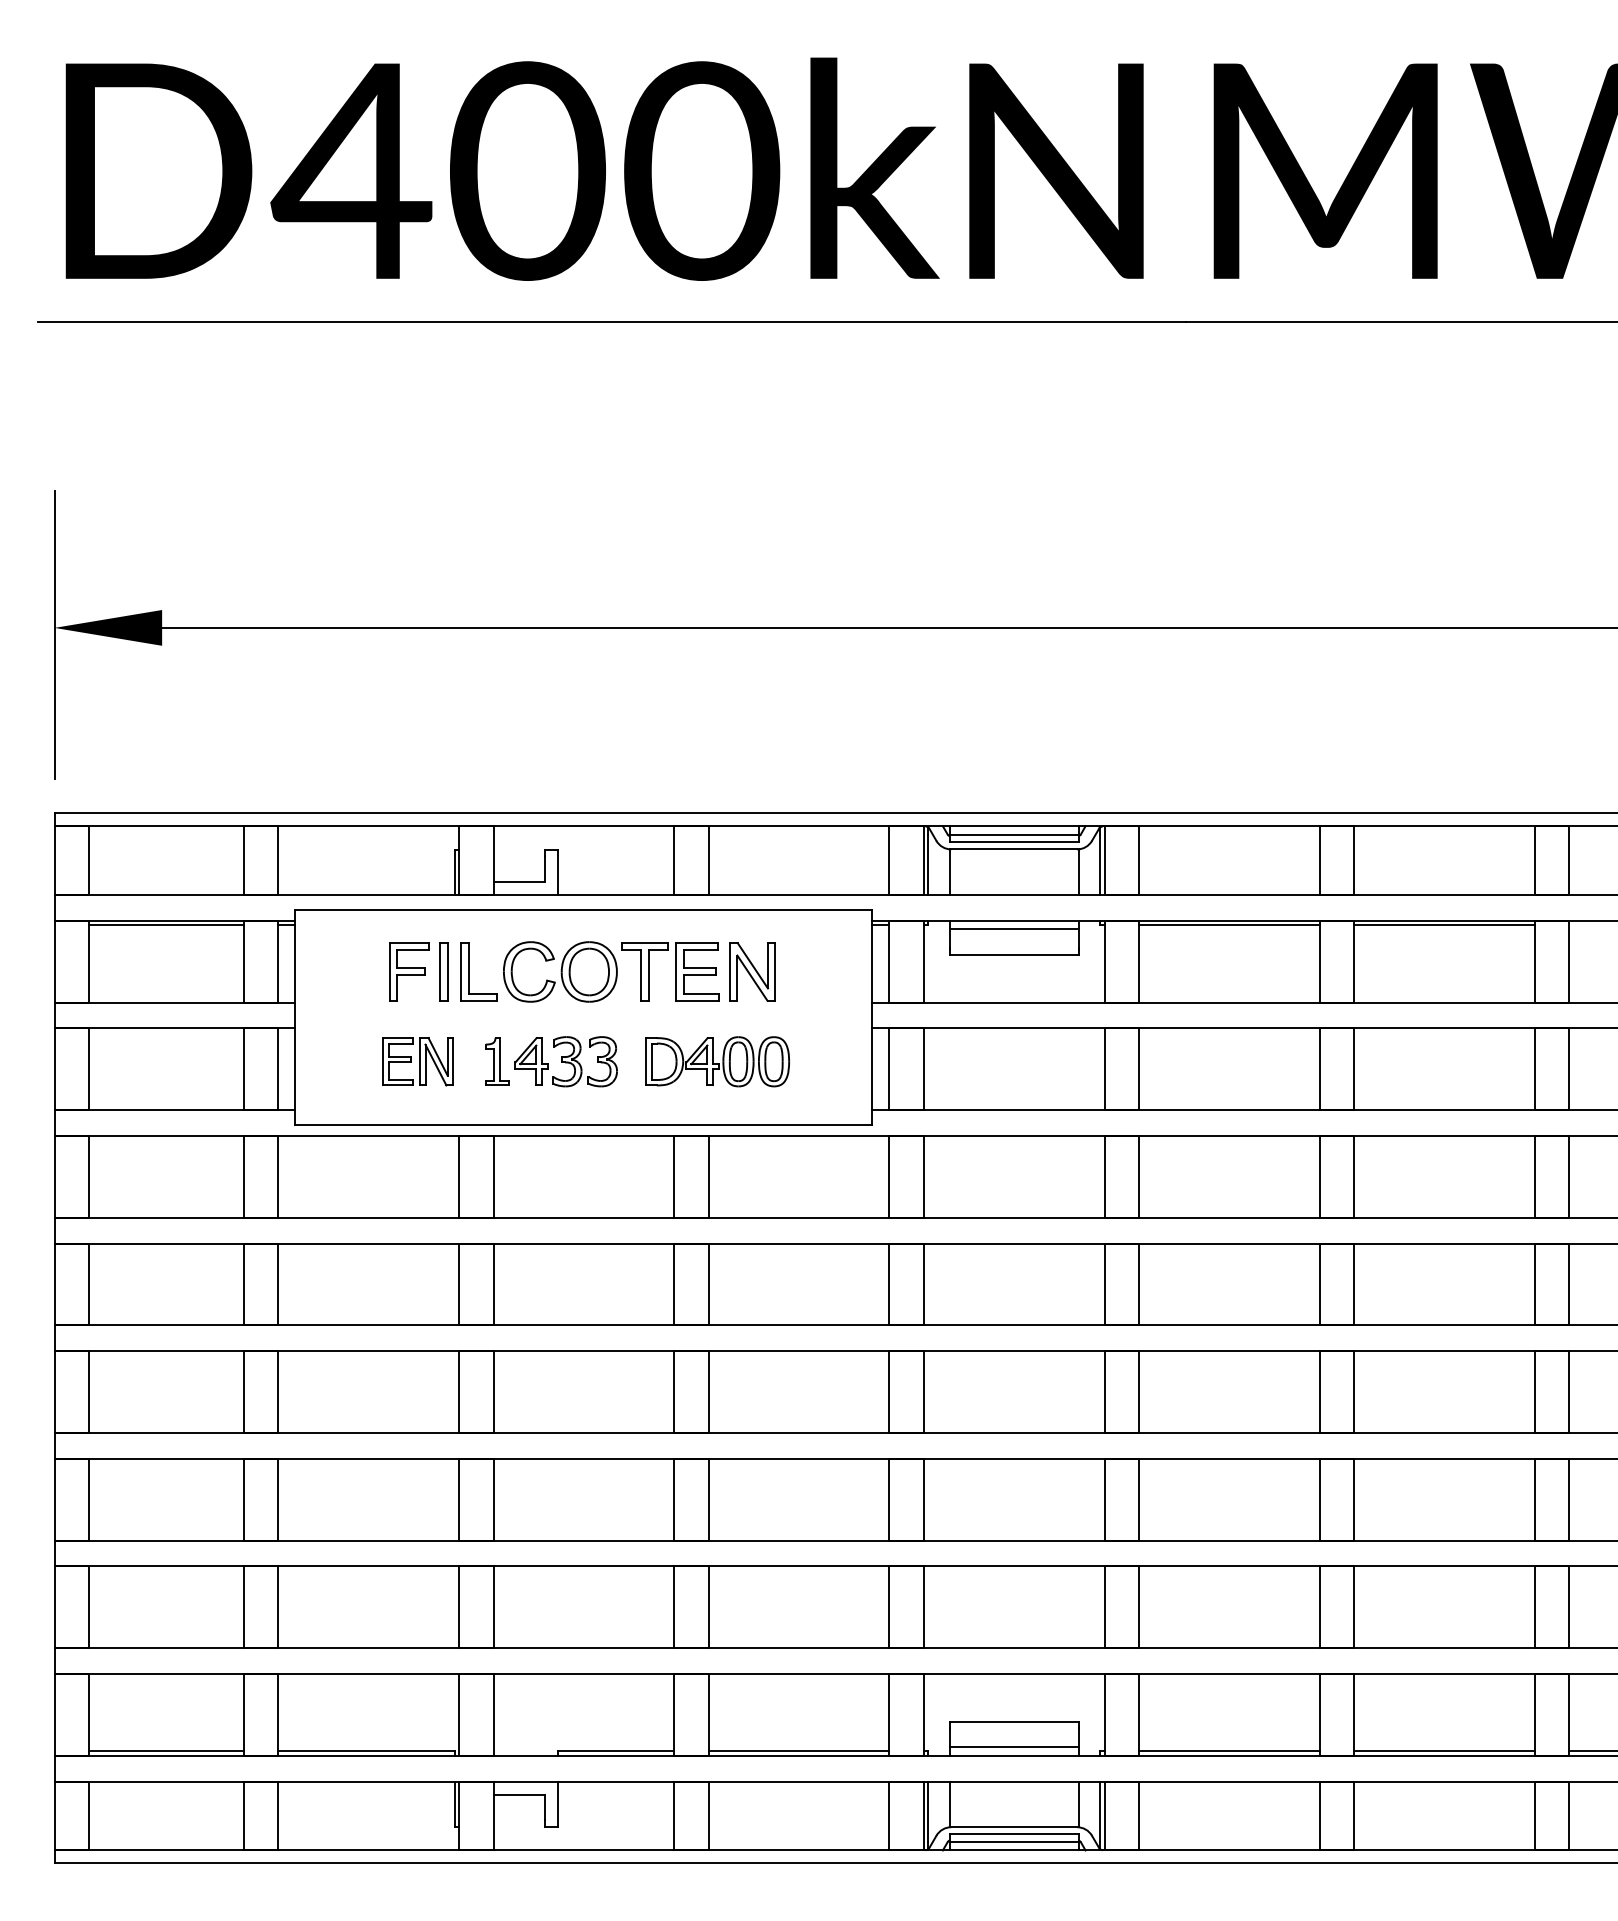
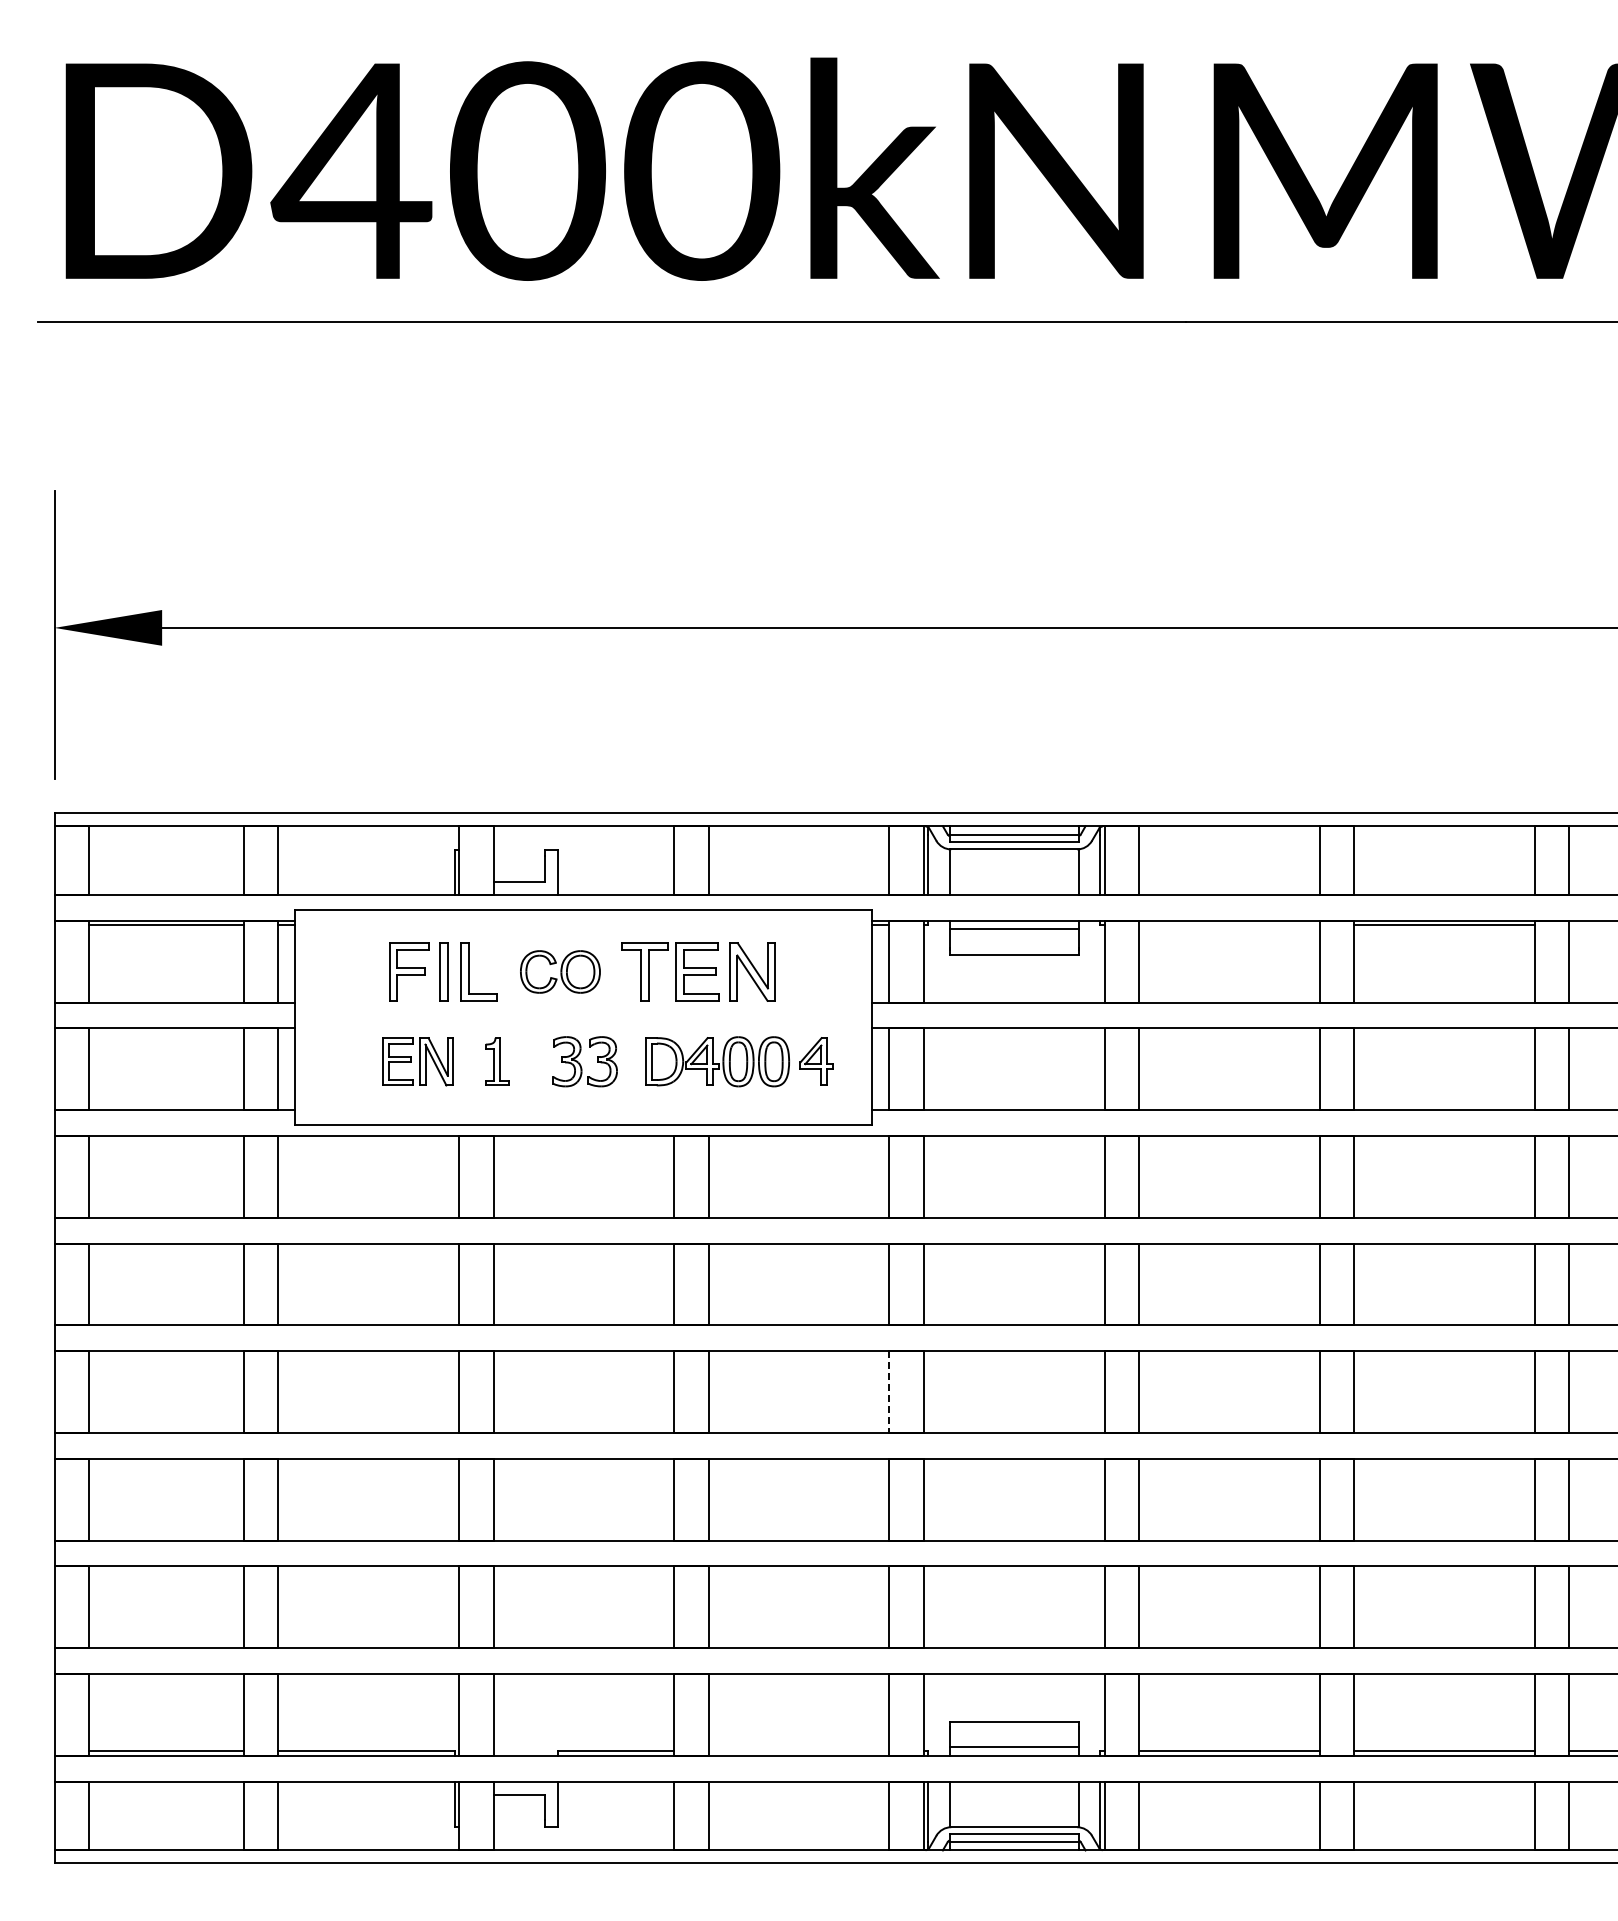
line: present -> none (1229, 925)
part size: 115x62 px -> 81x44 px (560, 971)
part position: (531, 1061) -> (816, 1061) (816, 1061)
line: solid -> dashed (889, 1392)
line: present -> none (798, 1751)
